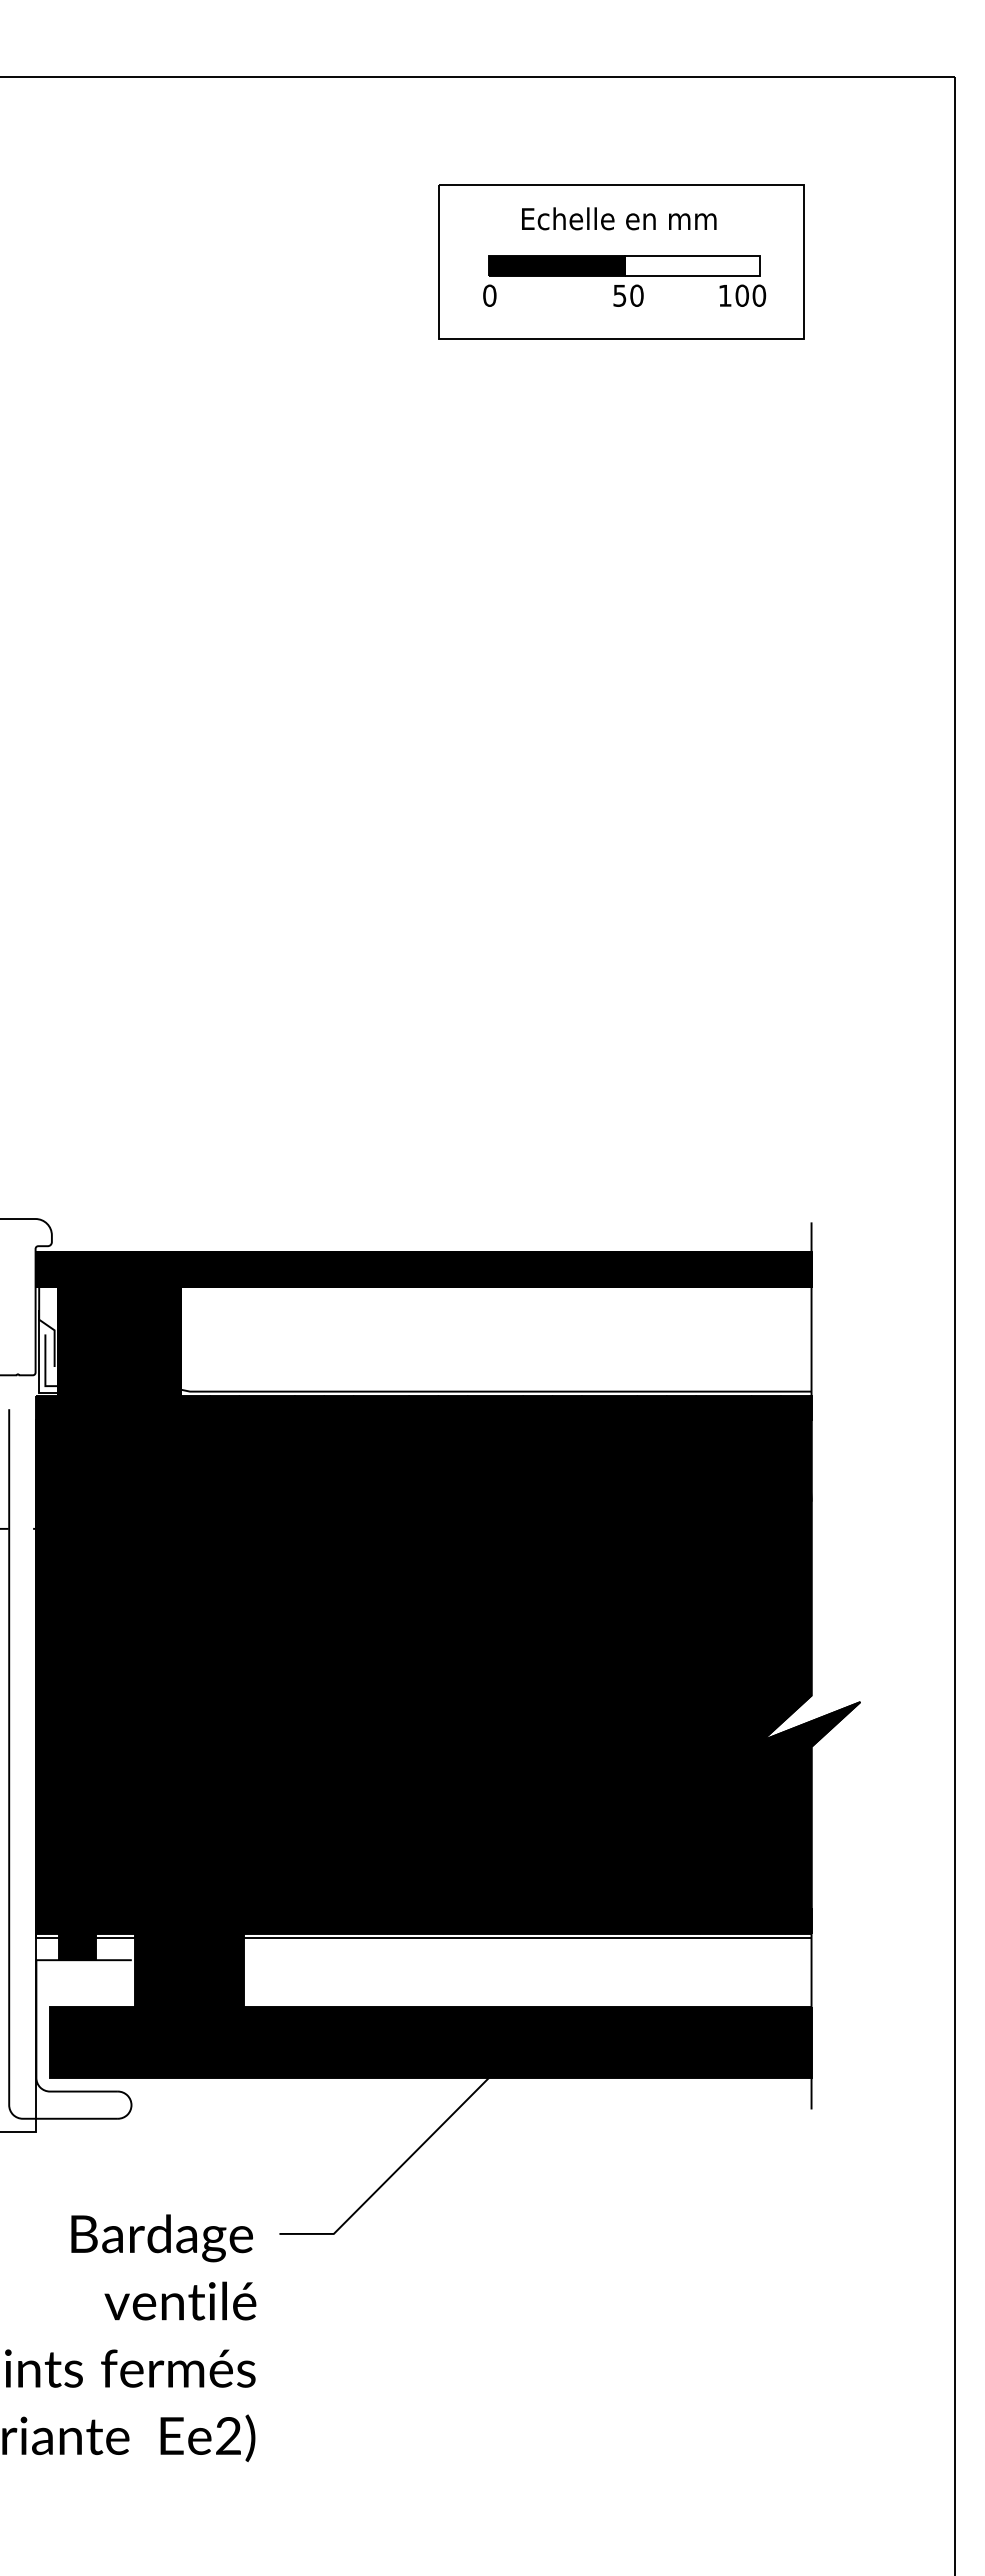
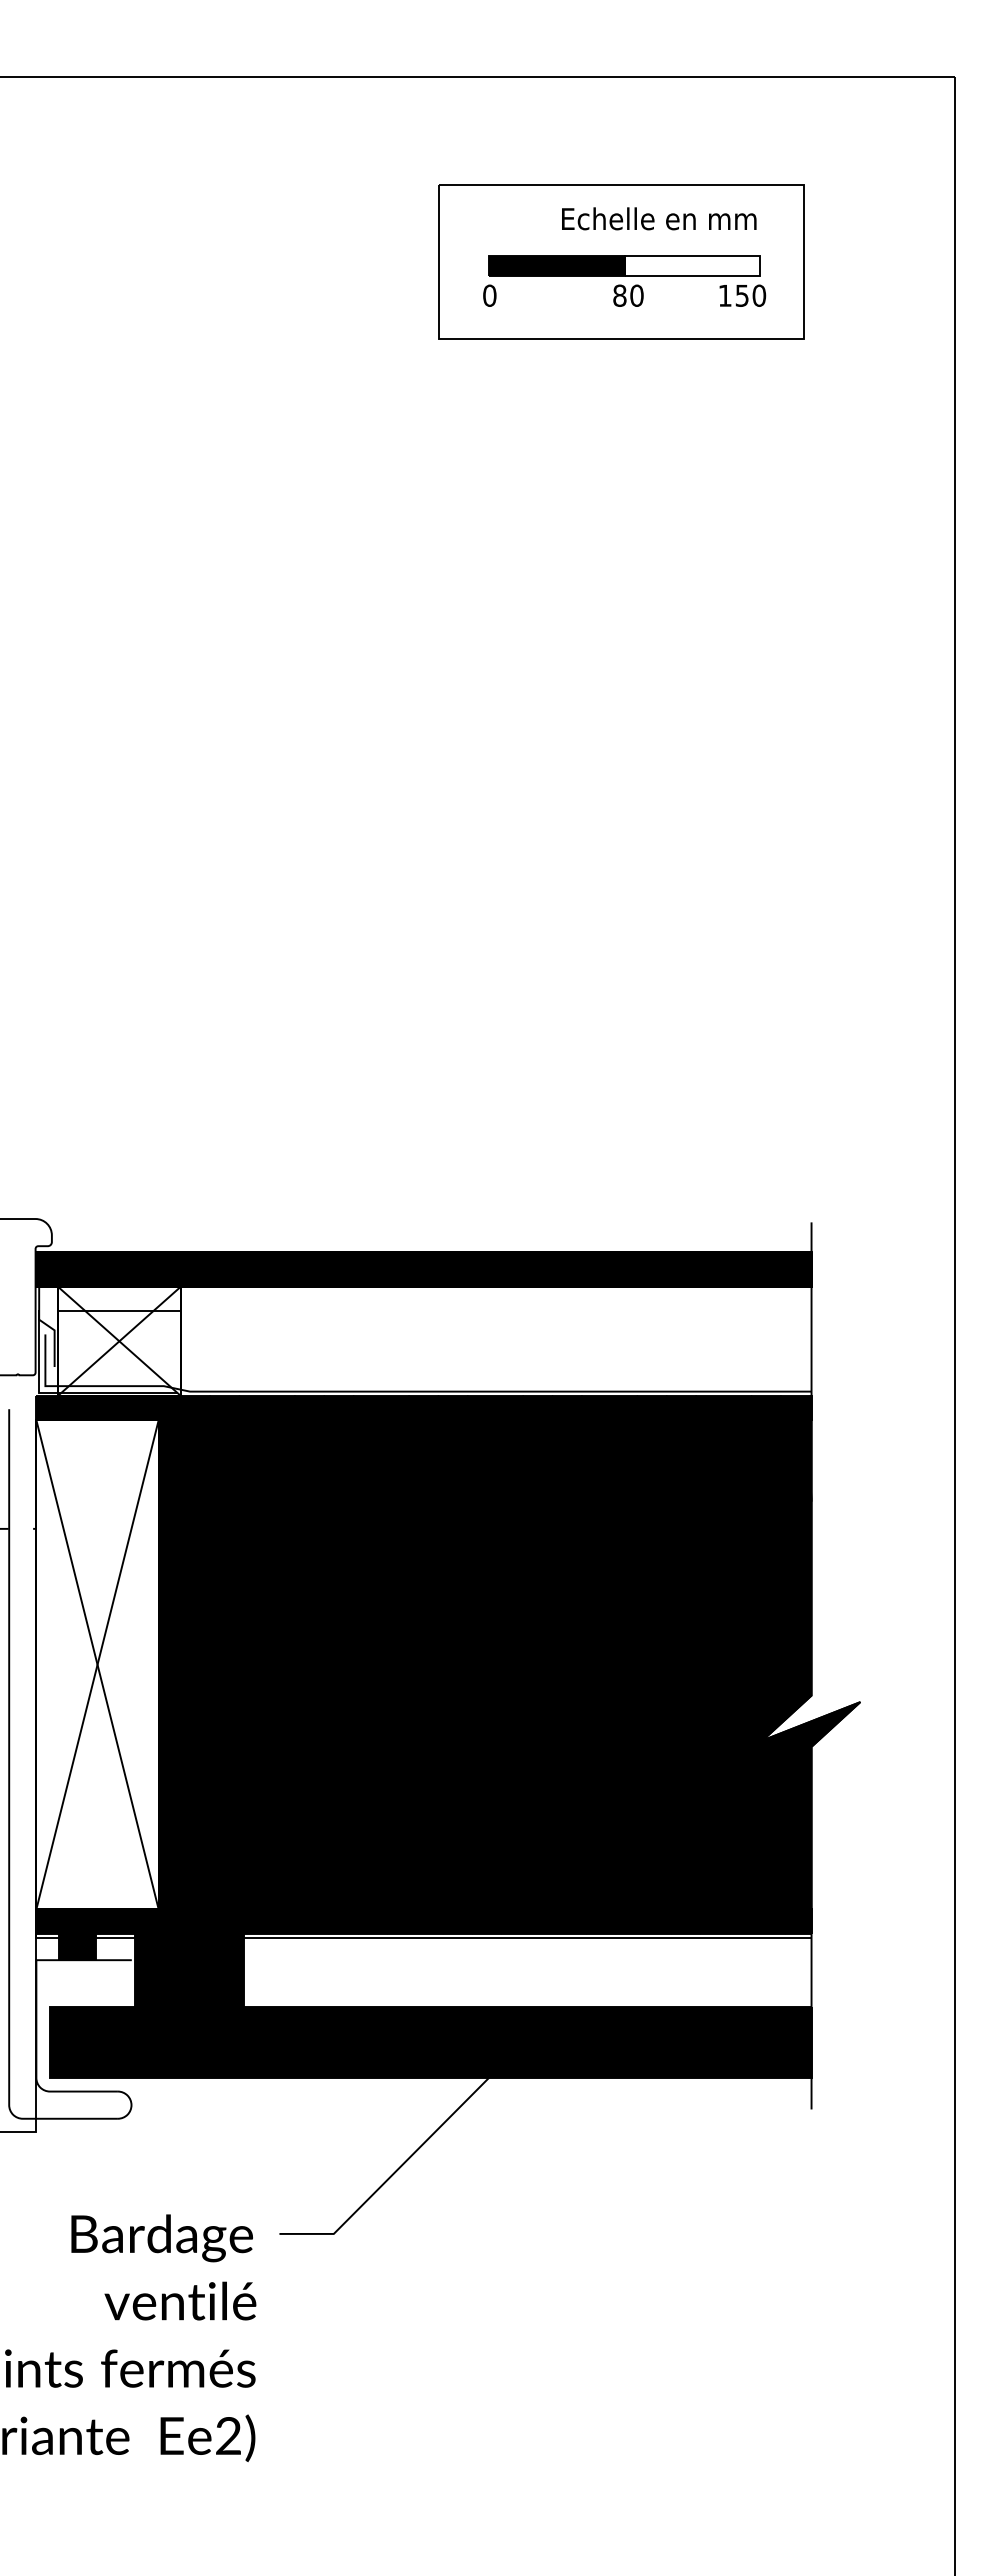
text position: (619, 218) -> (659, 218) (659, 218)
text: 50 -> 80 (619, 295)
text: 100 -> 150 (741, 295)
fill: present -> none (119, 1340)
fill: present -> none (97, 1664)
